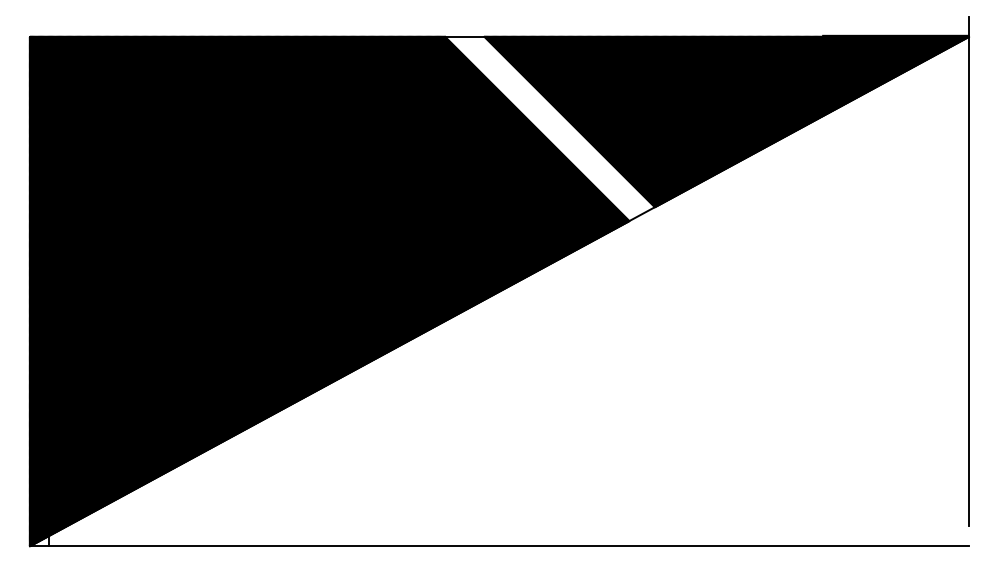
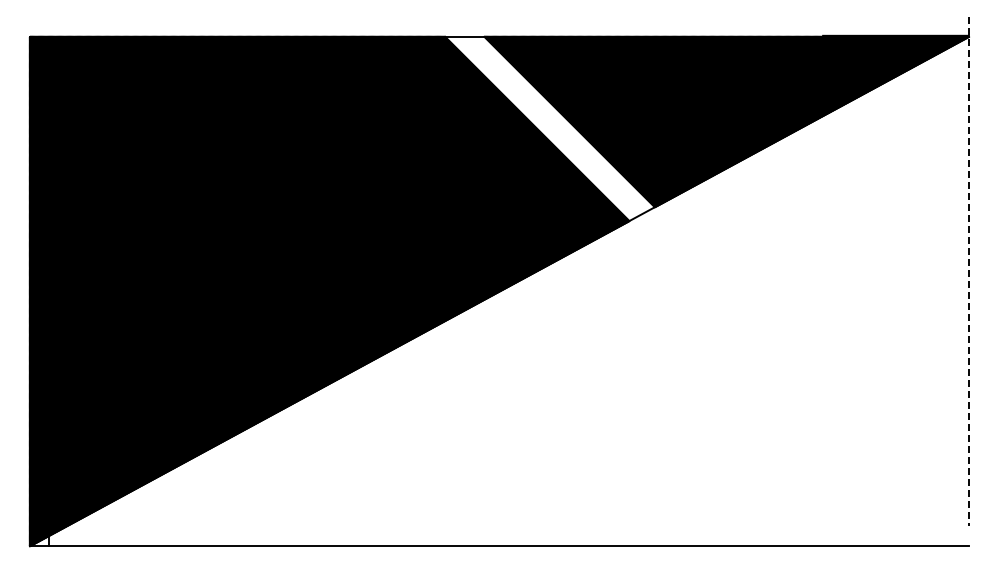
line: solid -> dashed (968, 271)
